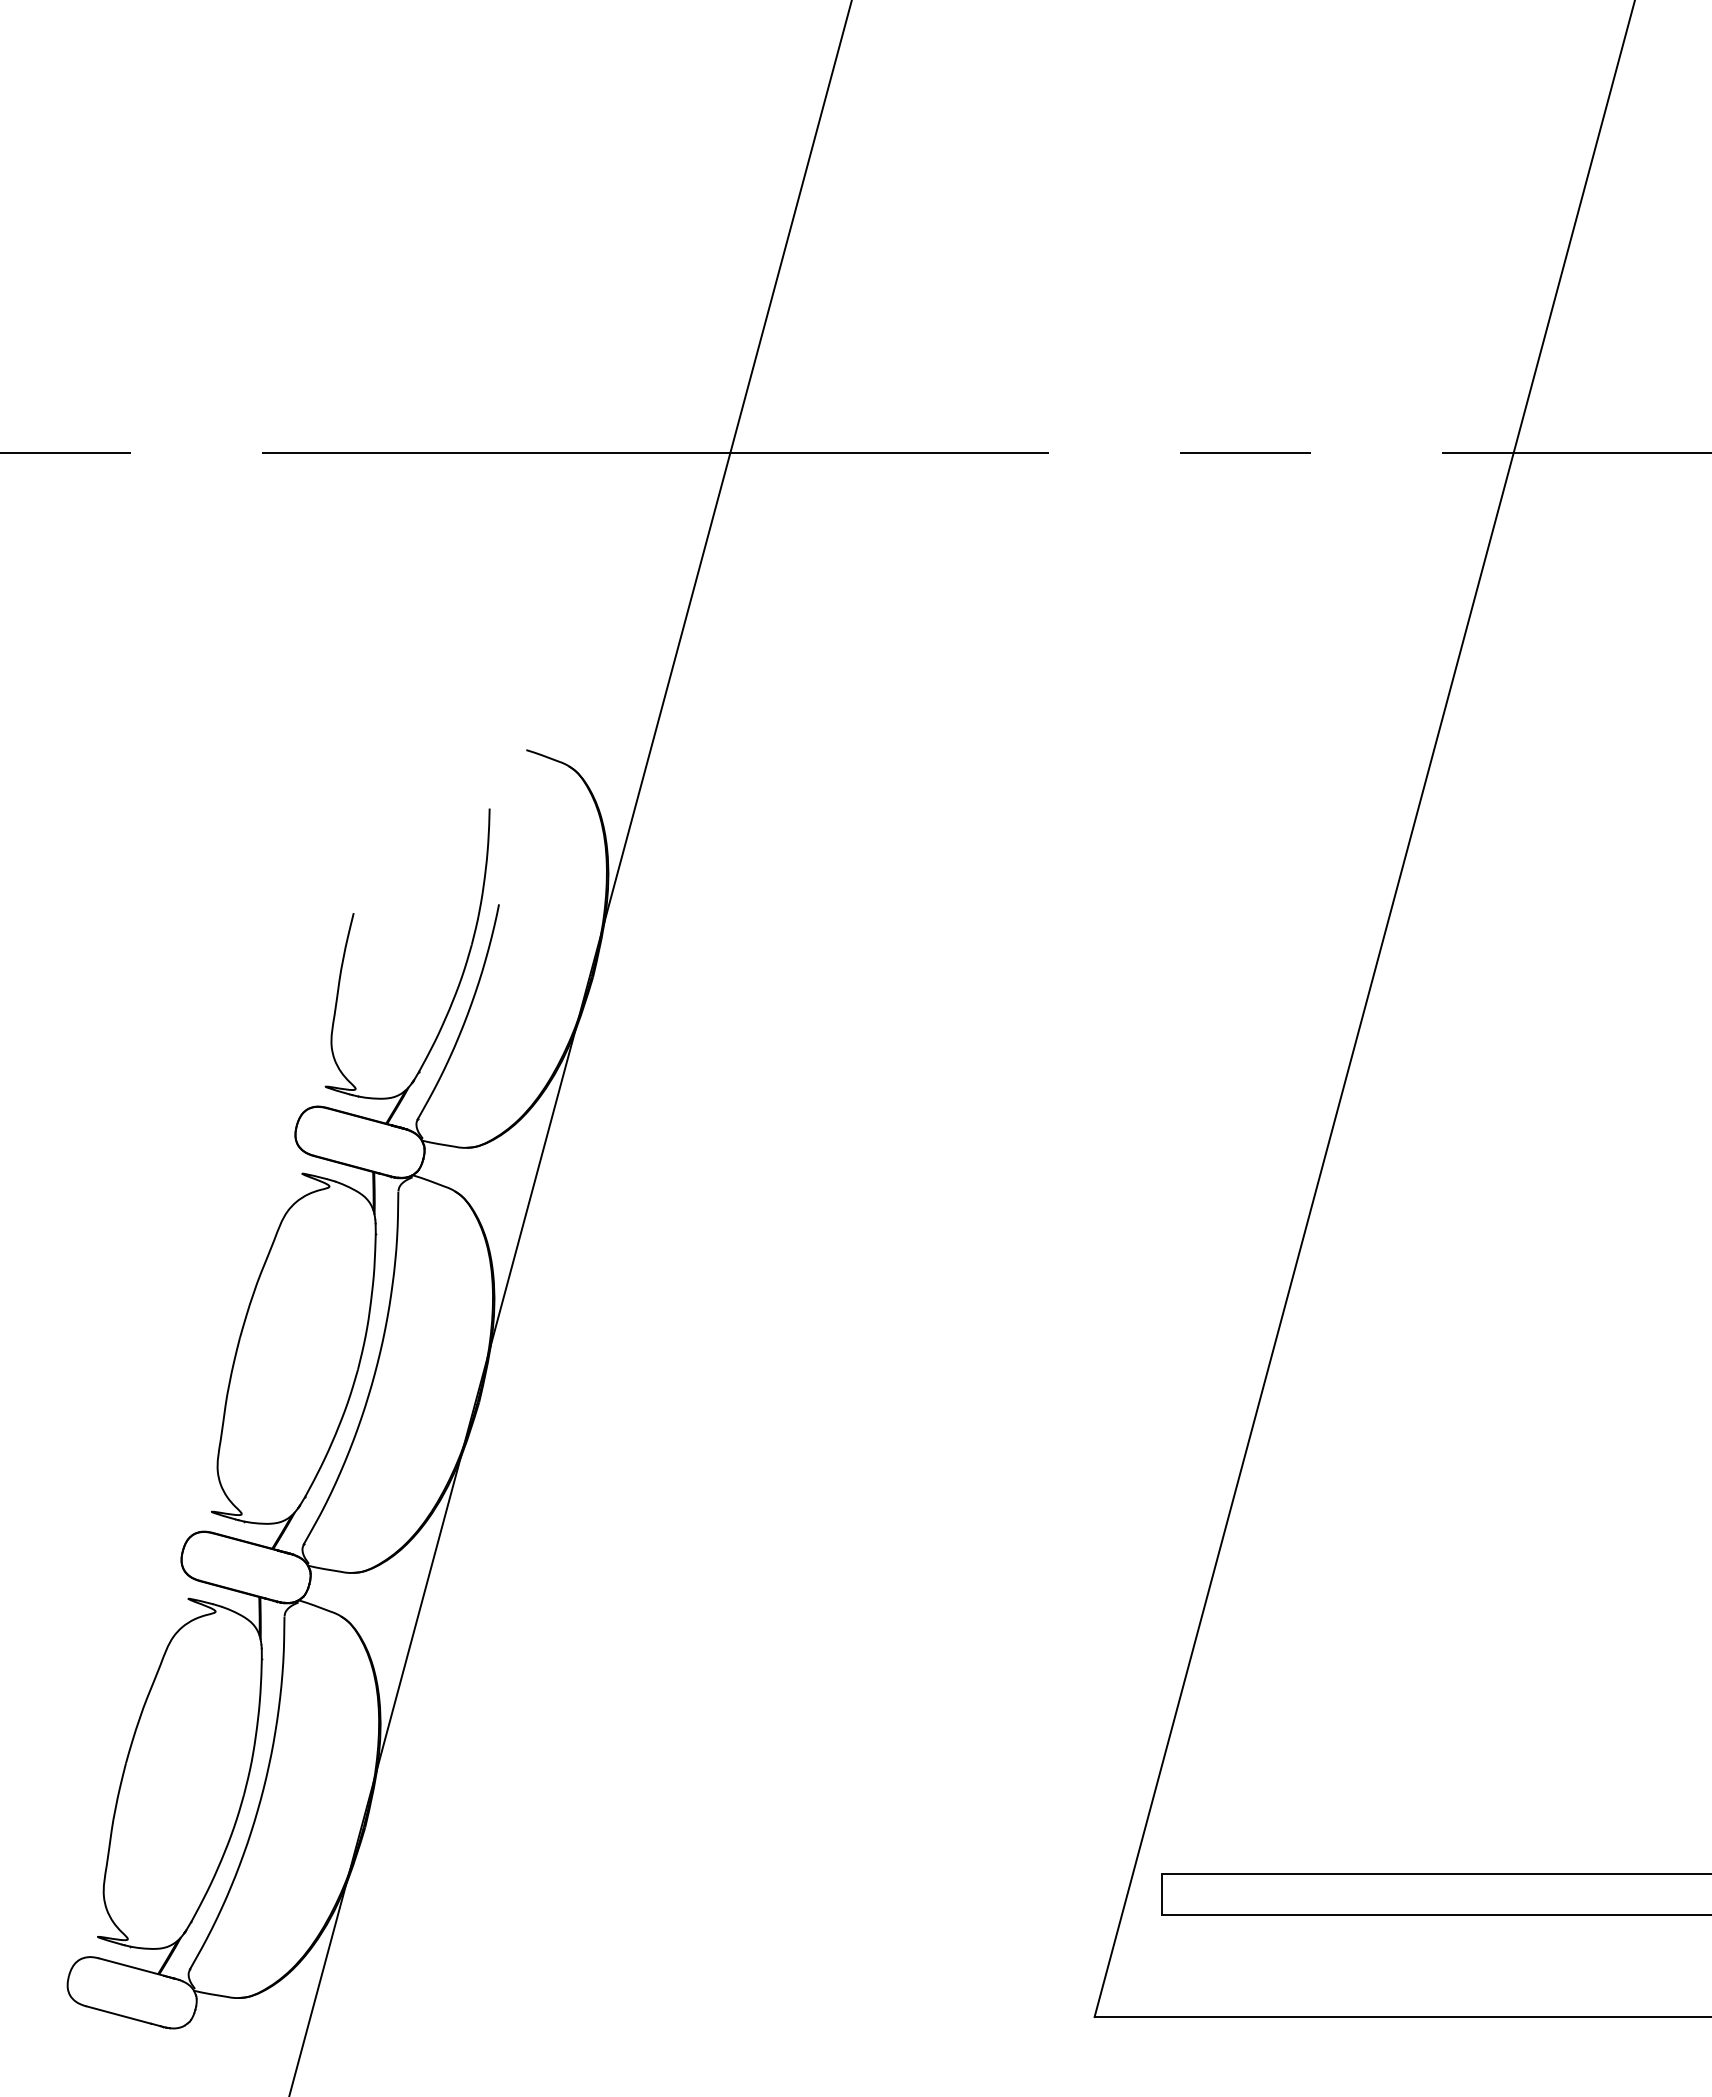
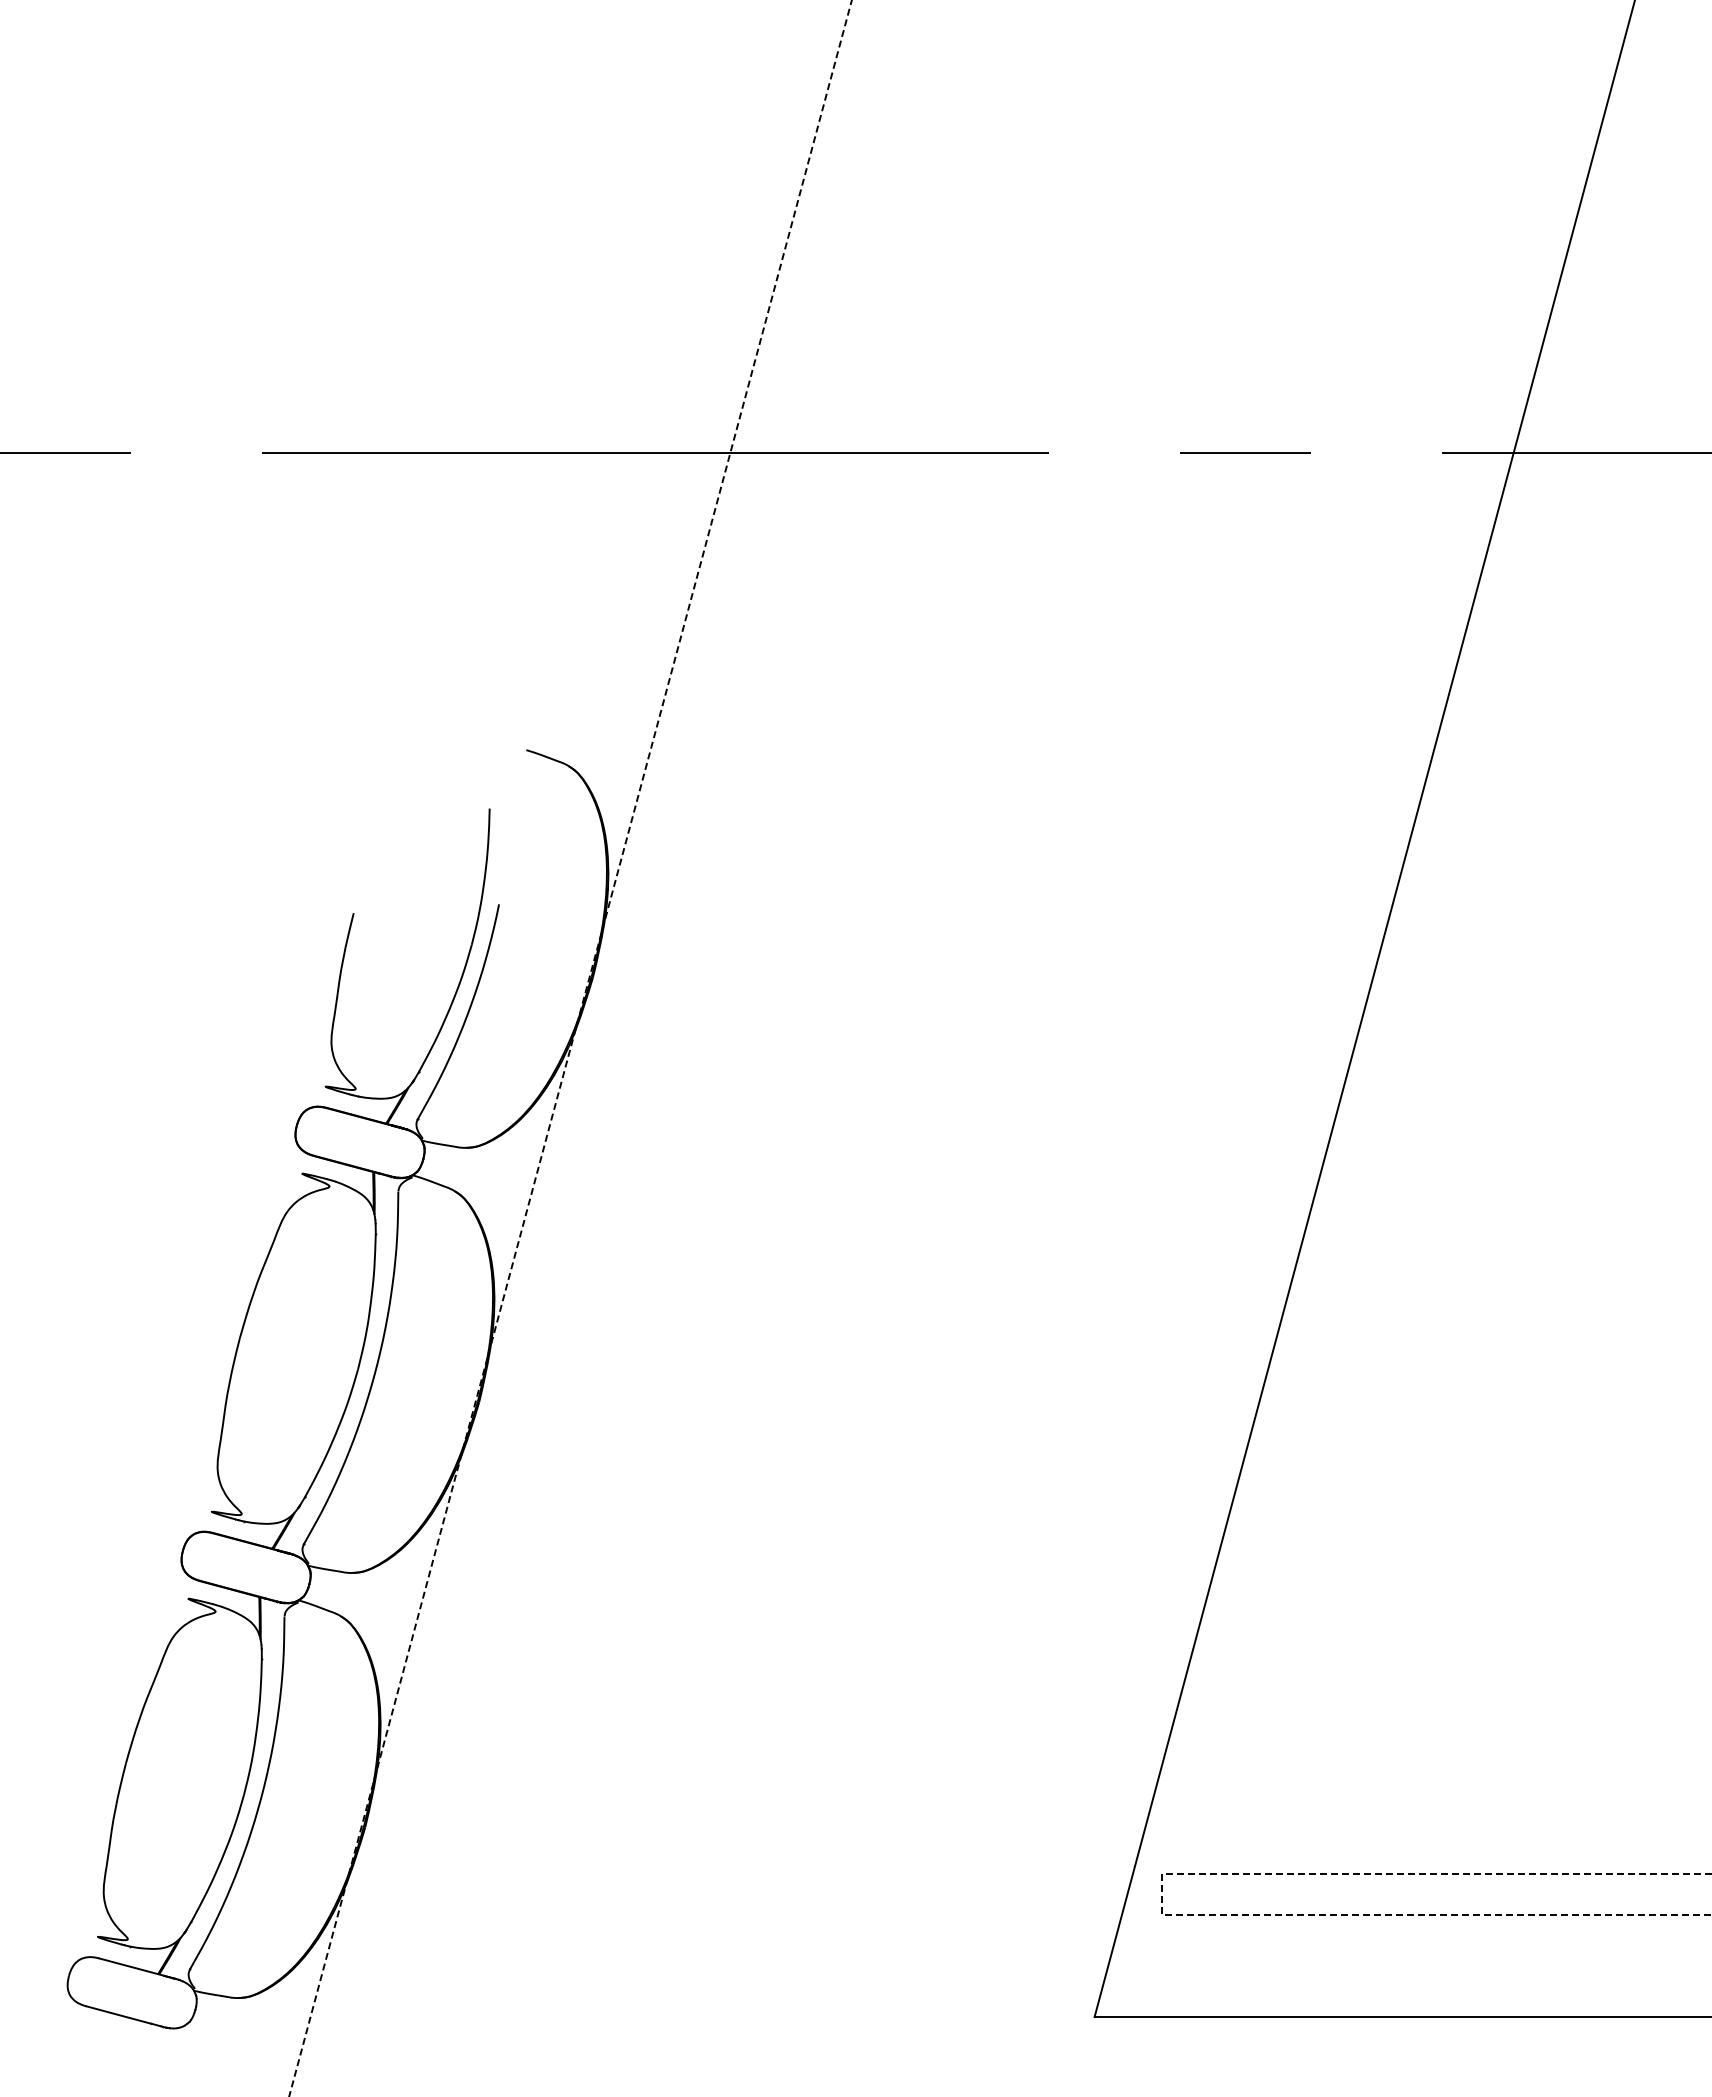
line: solid -> dashed (570, 1048)
line: solid -> dashed (1162, 1894)
